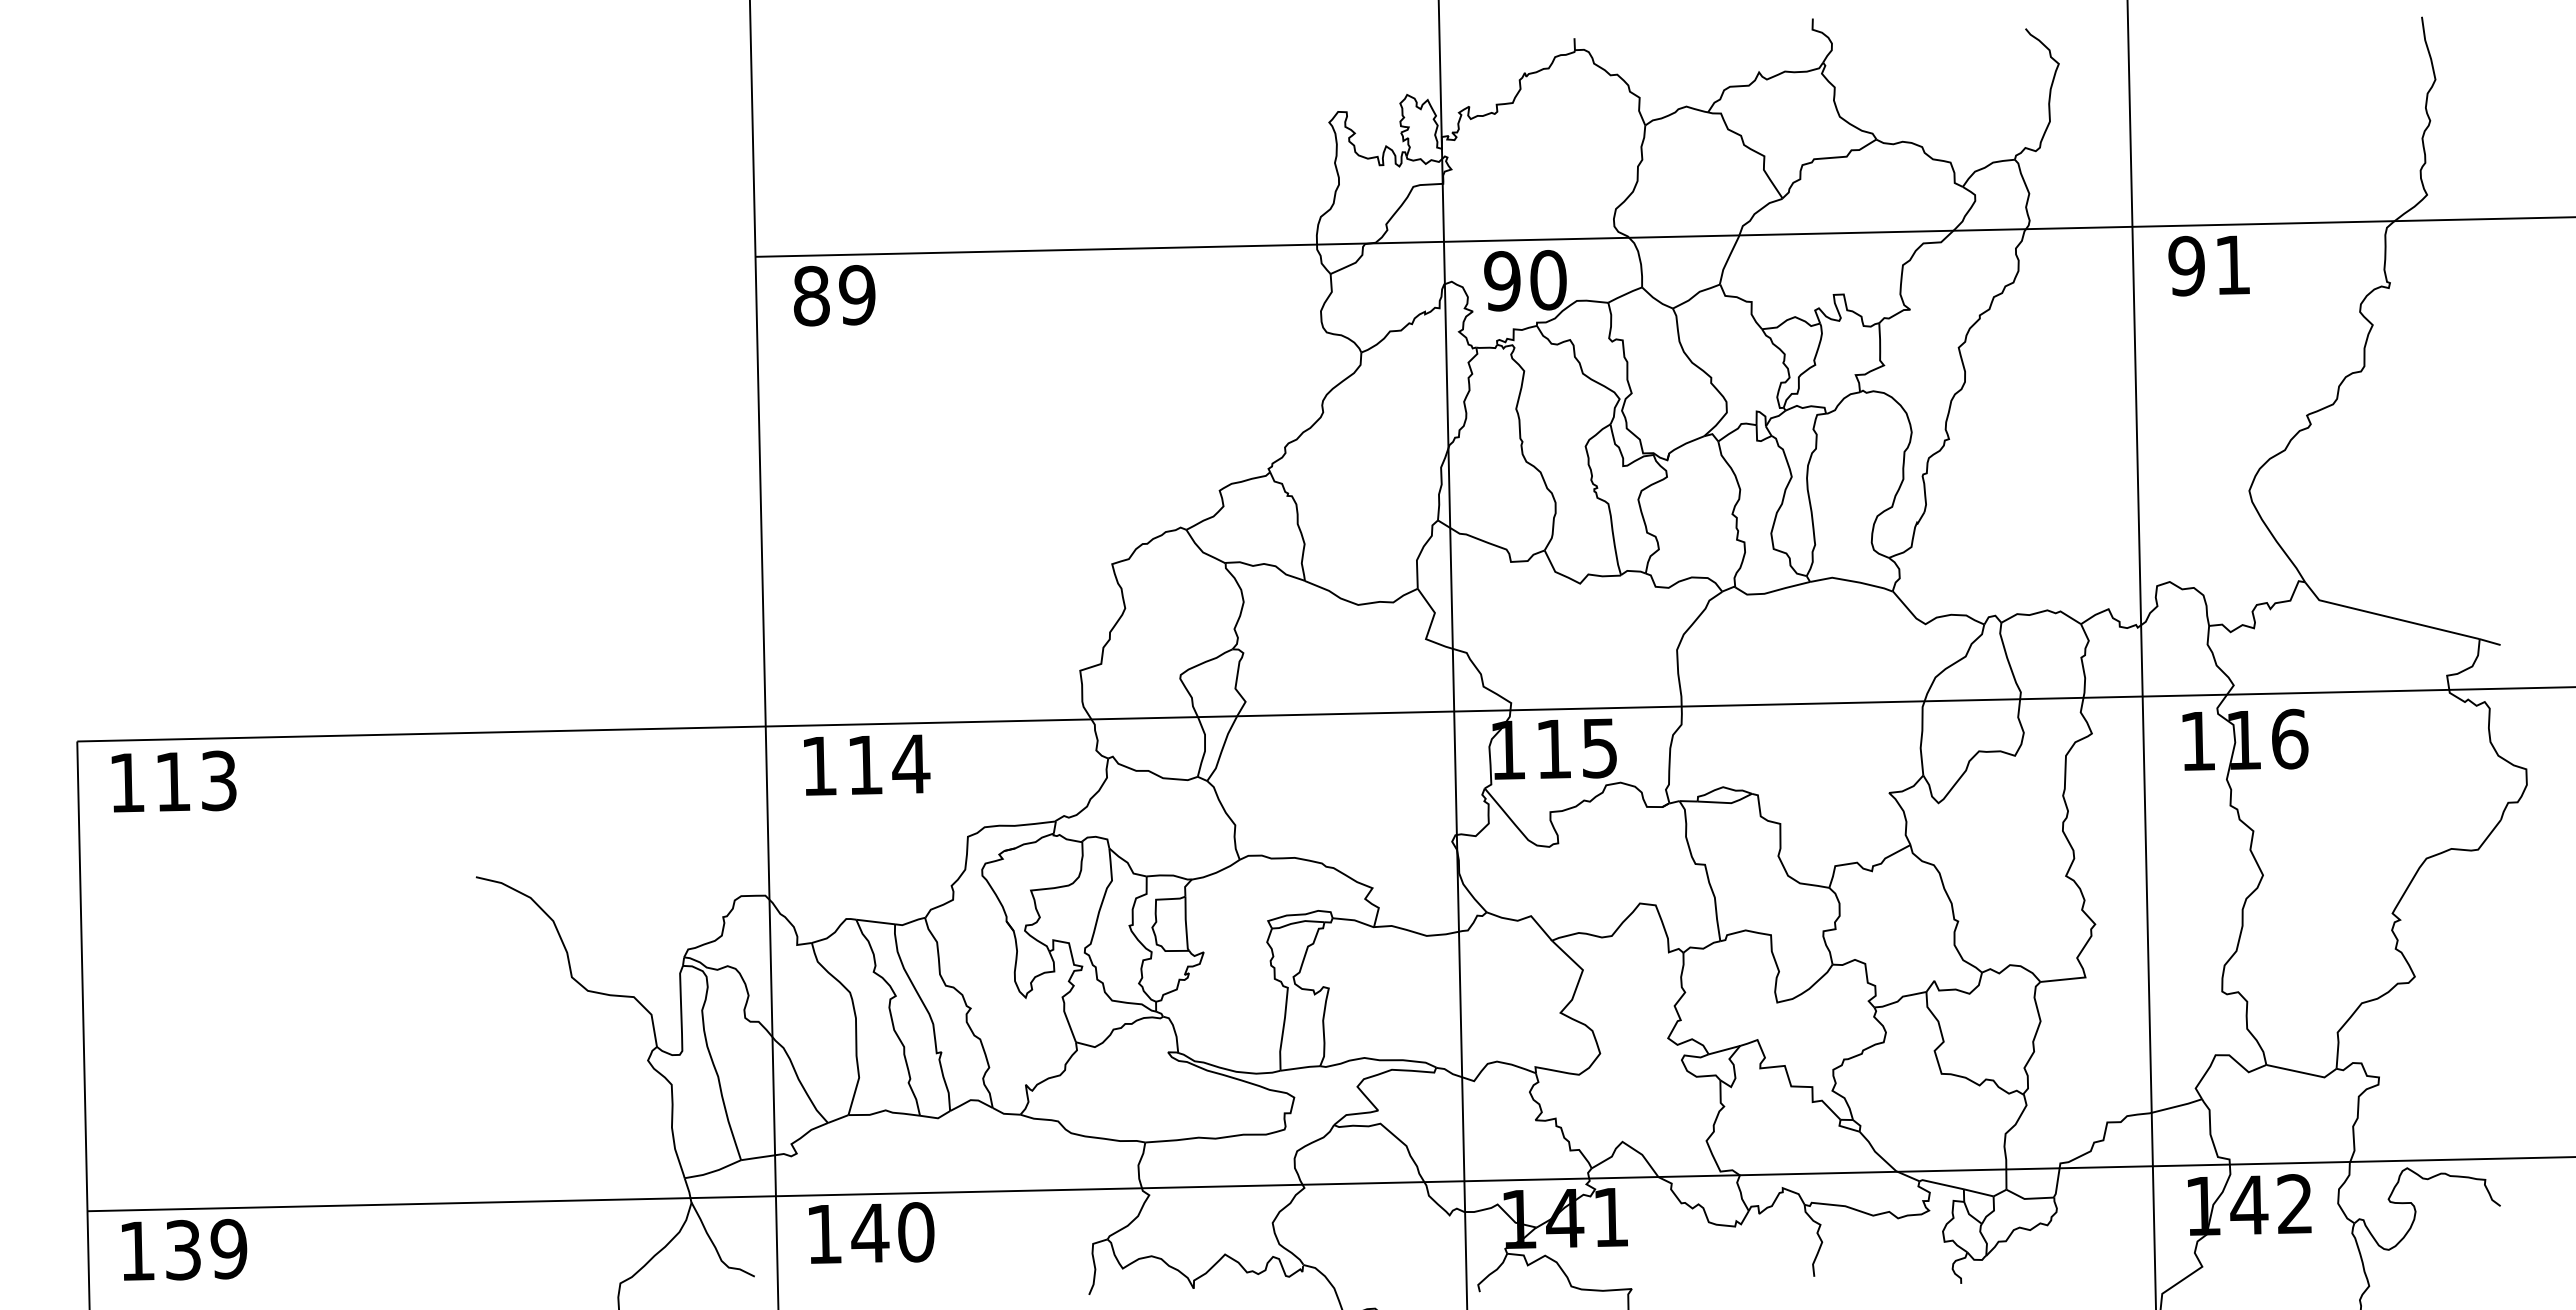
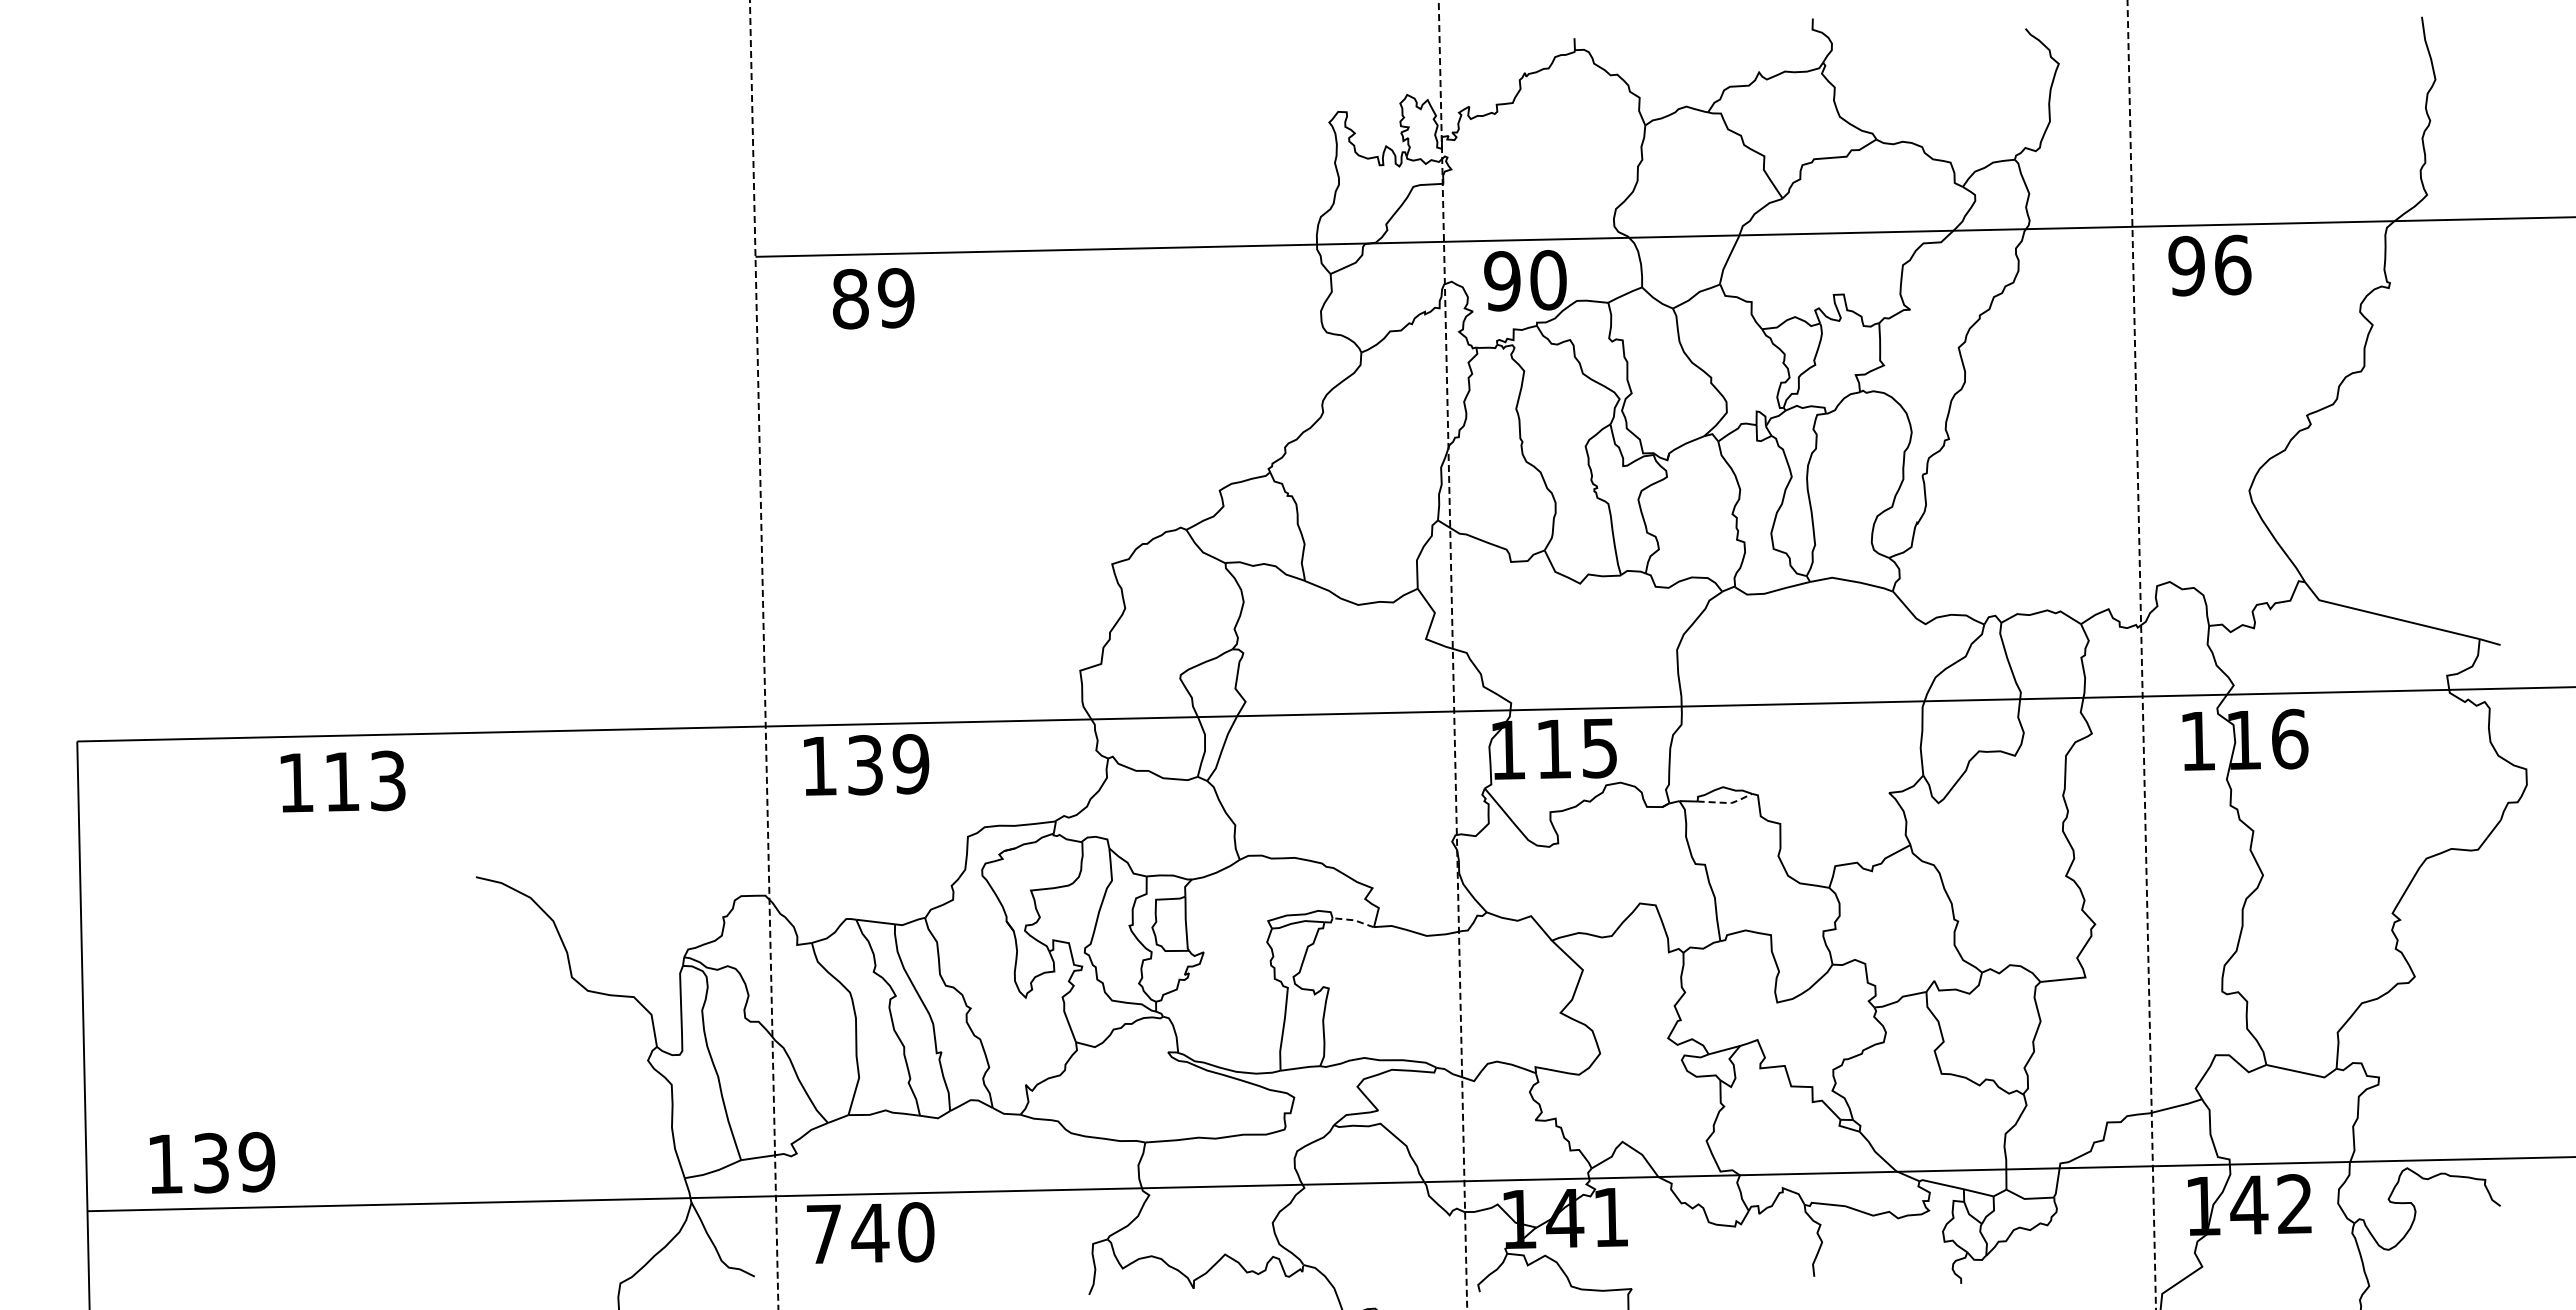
text: 91 -> 96 (2233, 264)
text position: (834, 295) -> (873, 298) (873, 298)
line: solid -> dashed (2141, 654)
line: solid -> dashed (764, 655)
line: solid -> dashed (1452, 655)
text: 114 -> 139 (889, 764)
text position: (173, 781) -> (342, 781) (342, 781)
line: solid -> dashed (1727, 802)
line: solid -> dashed (1354, 920)
text: 140 -> 740 (823, 1233)
text position: (184, 1249) -> (212, 1162) (212, 1162)
